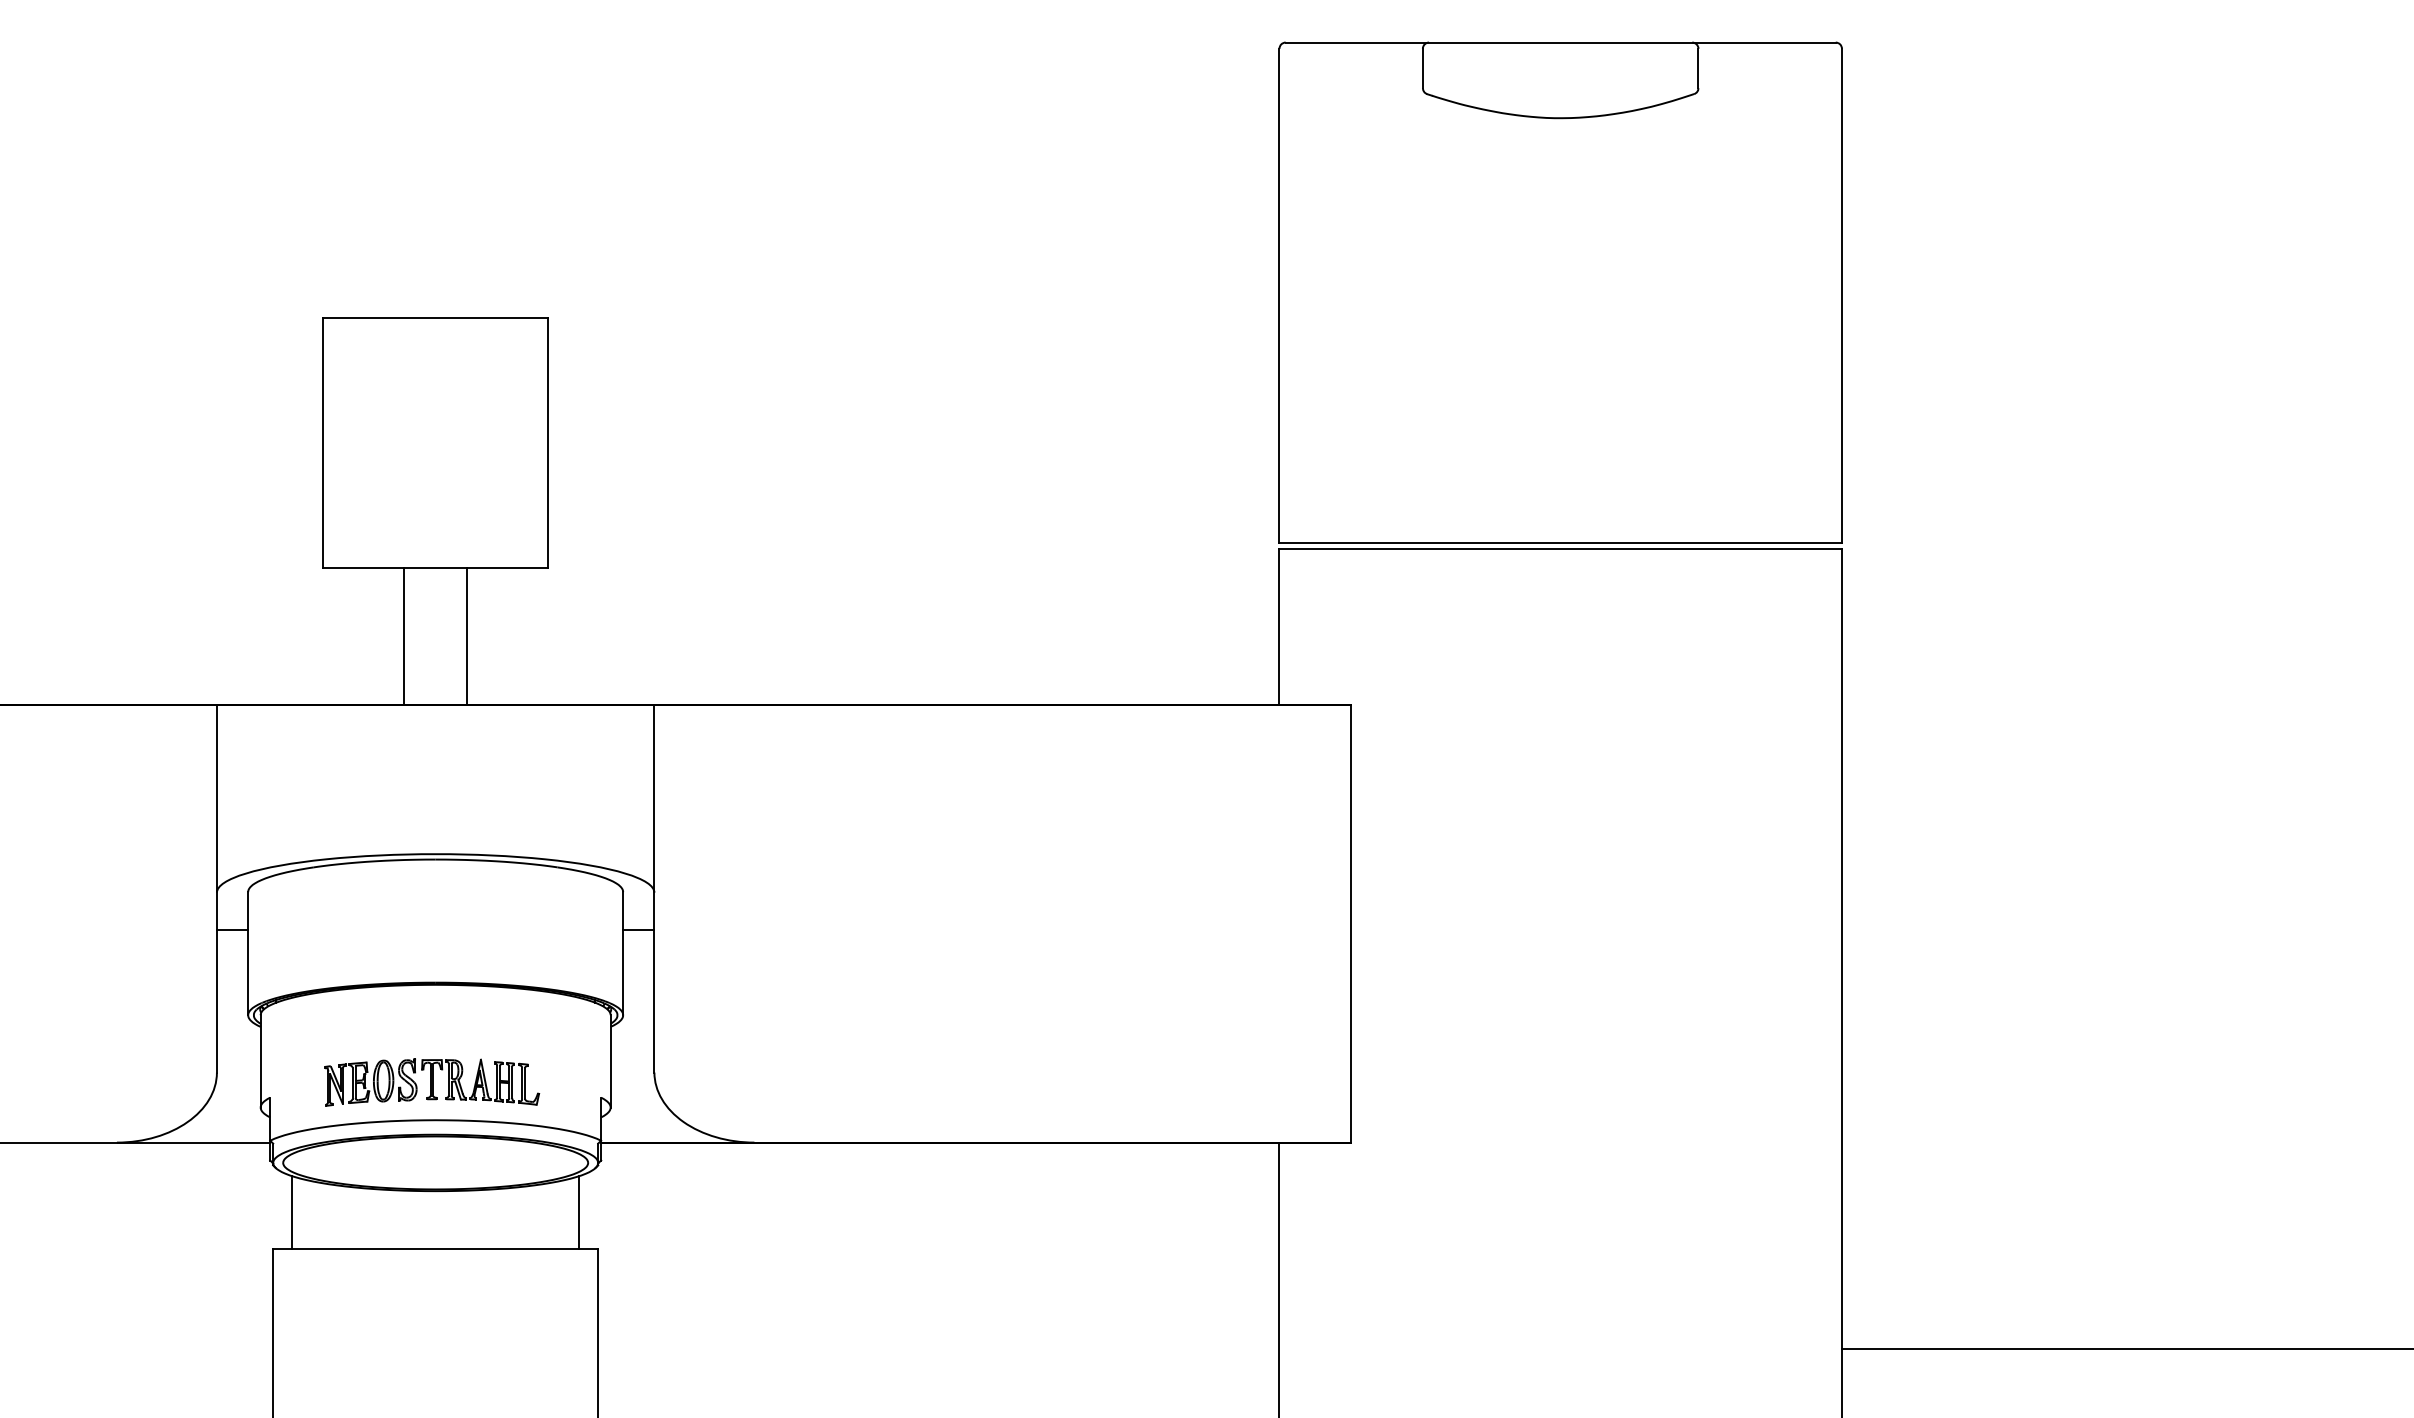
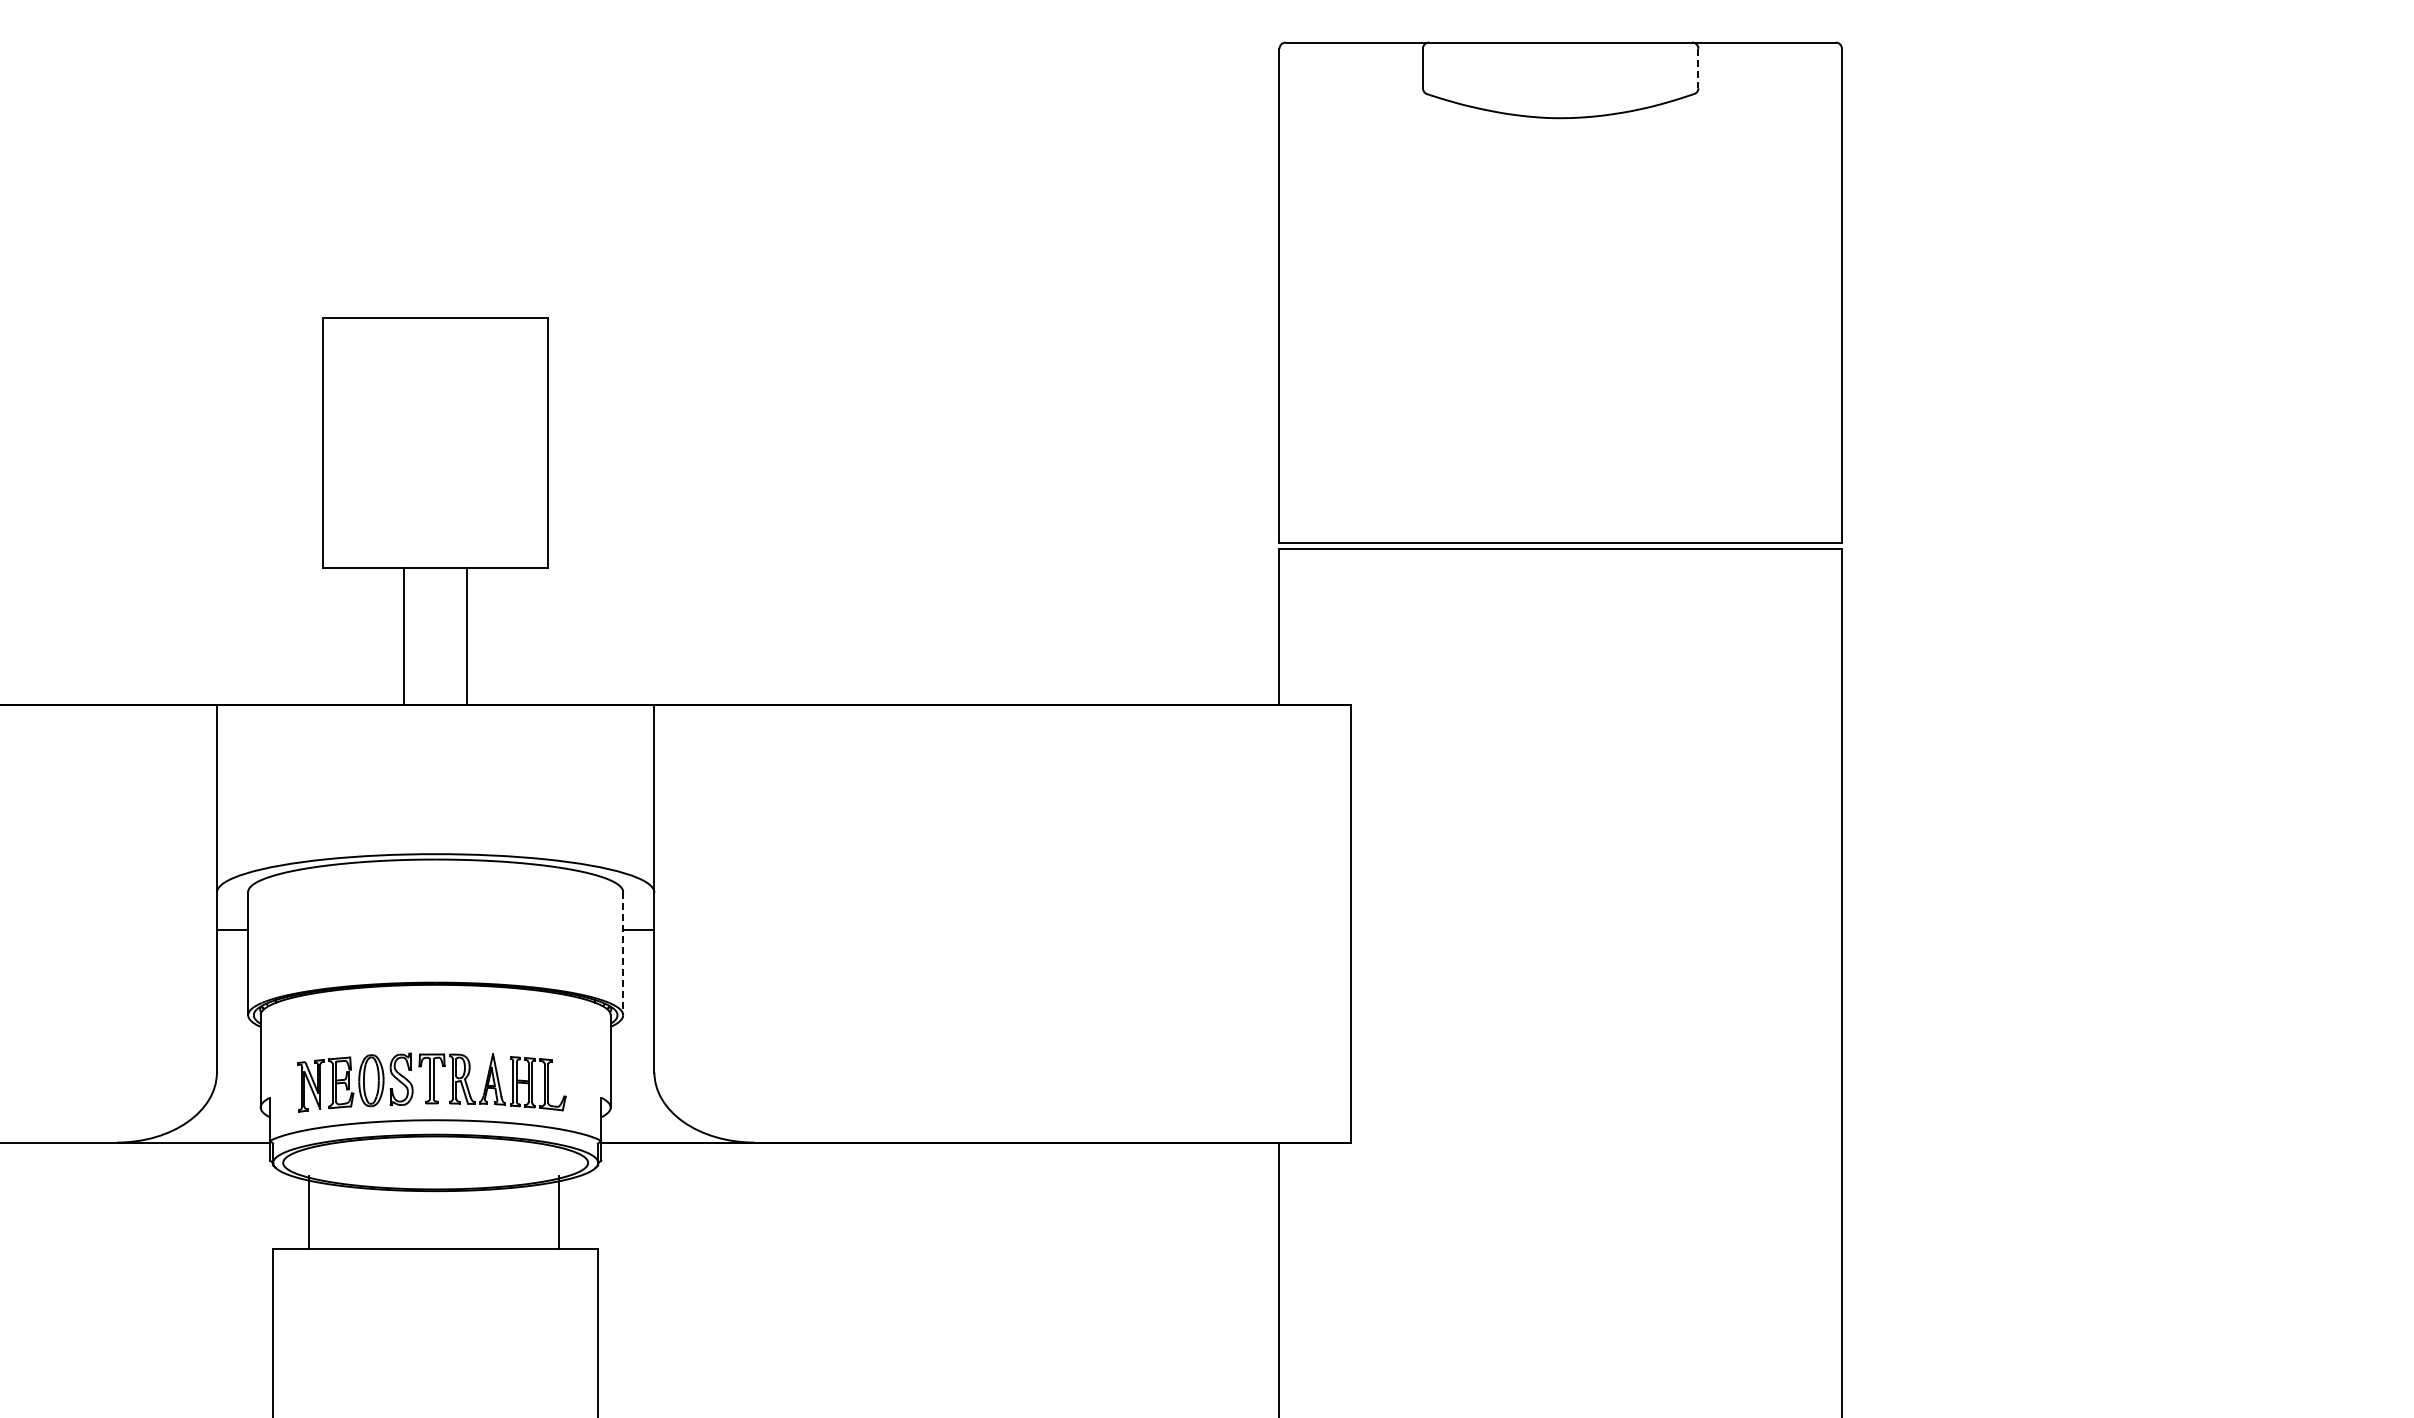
line: solid -> dashed (1698, 68)
line: solid -> dashed (623, 953)
part size: 217x49 px -> 270x61 px (431, 1082)
line position: (291, 1211) -> (308, 1211) (308, 1211)
line position: (579, 1211) -> (559, 1211) (559, 1211)
line: present -> none (2125, 1348)
